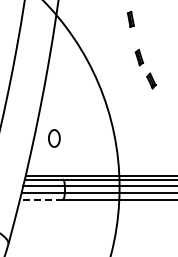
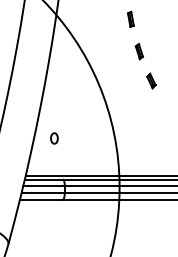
part position: (138, 57) -> (138, 51) (138, 51)
part size: 13x19 px -> 9x13 px (54, 138)
line: dashed -> solid (40, 199)
